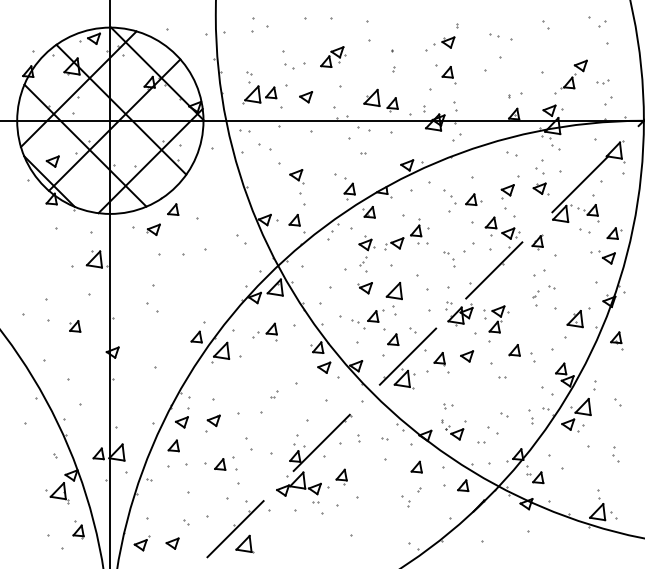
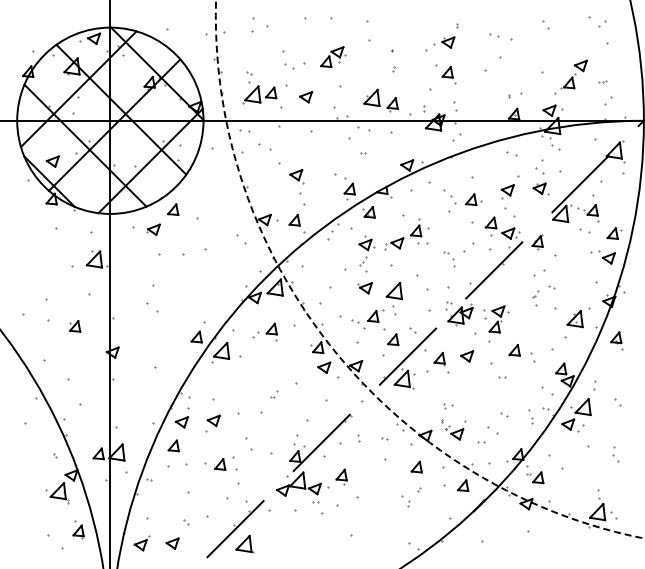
part size: 14x6 px -> 10x4 px (602, 81)
circle: solid -> dashed (429, 269)
